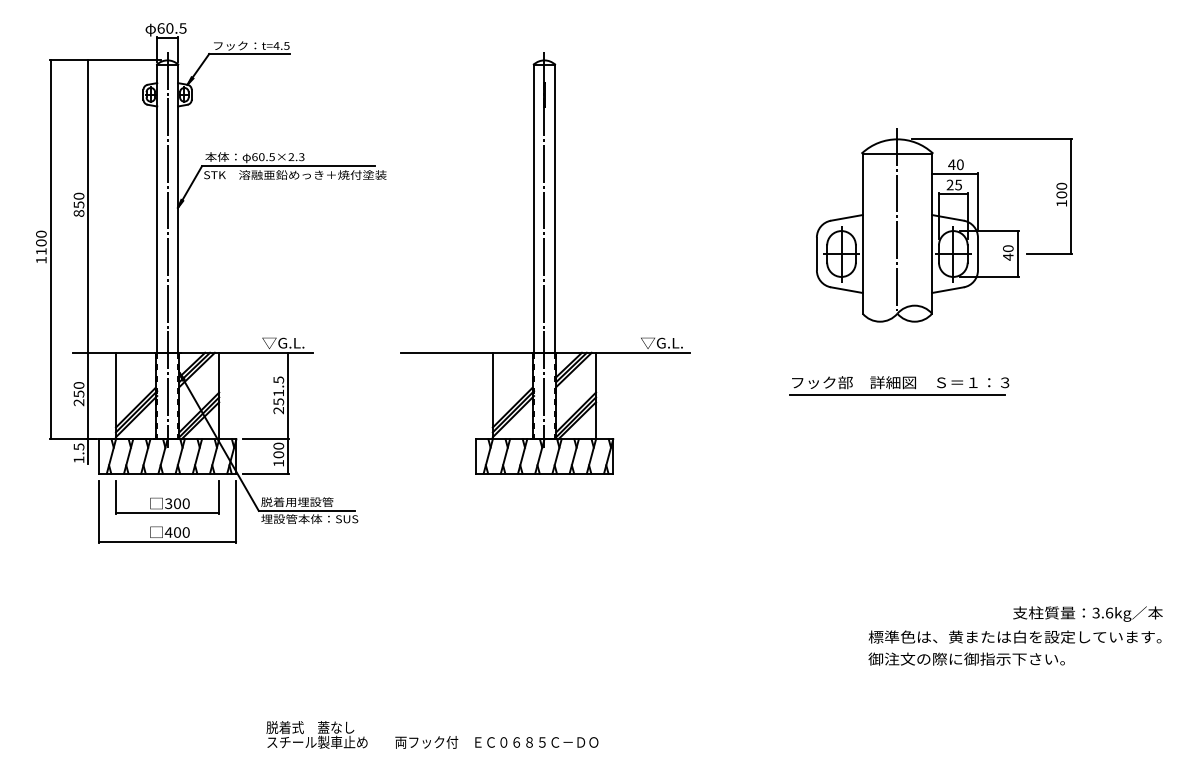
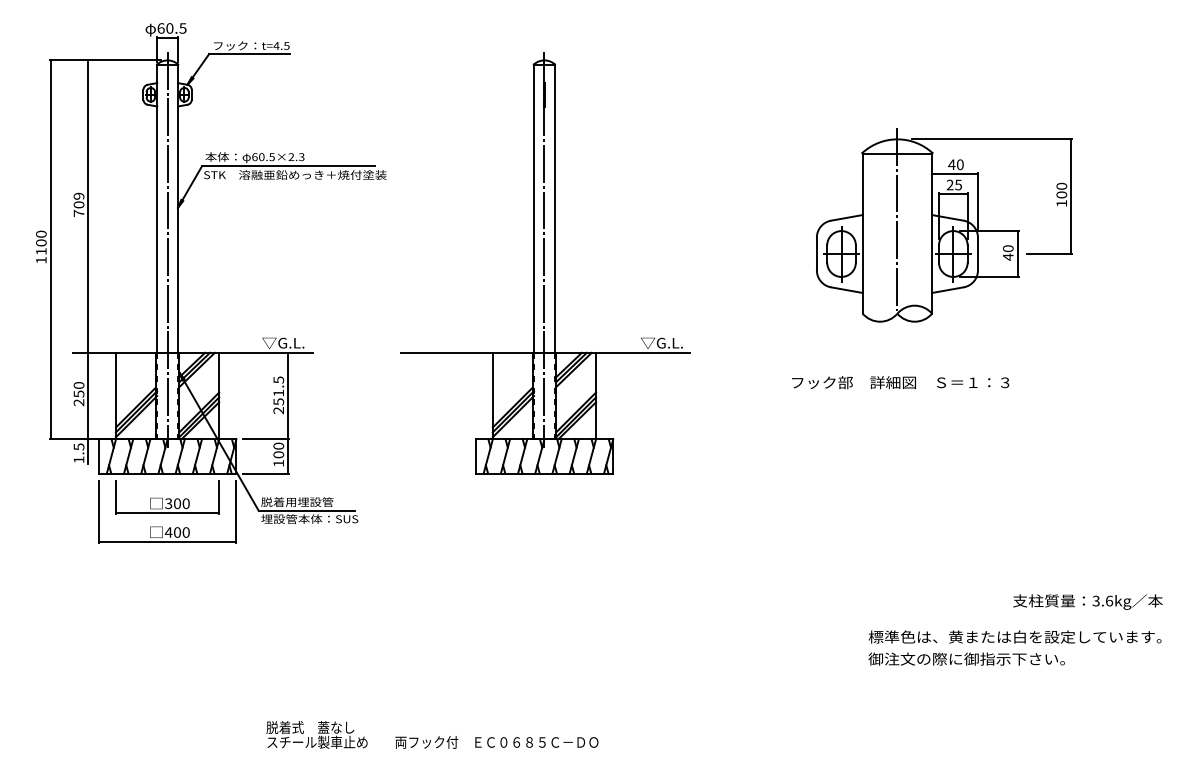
text: 850 -> 709 (78, 204)
line: present -> none (897, 394)
text position: (1087, 613) -> (1087, 601) (1087, 601)
